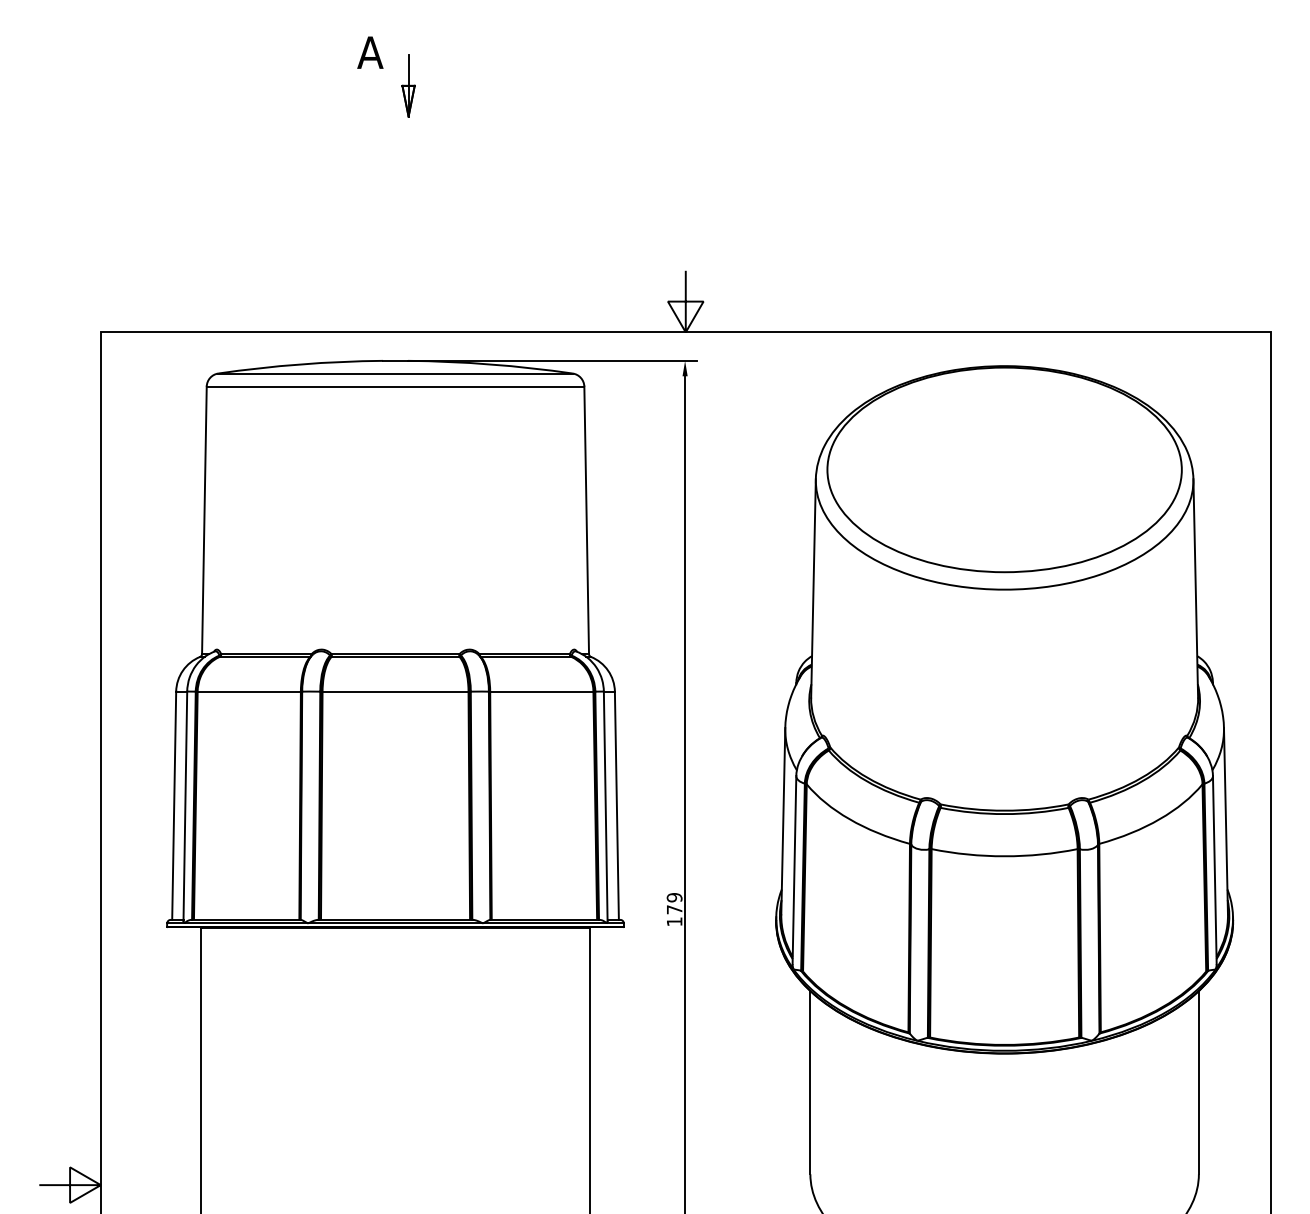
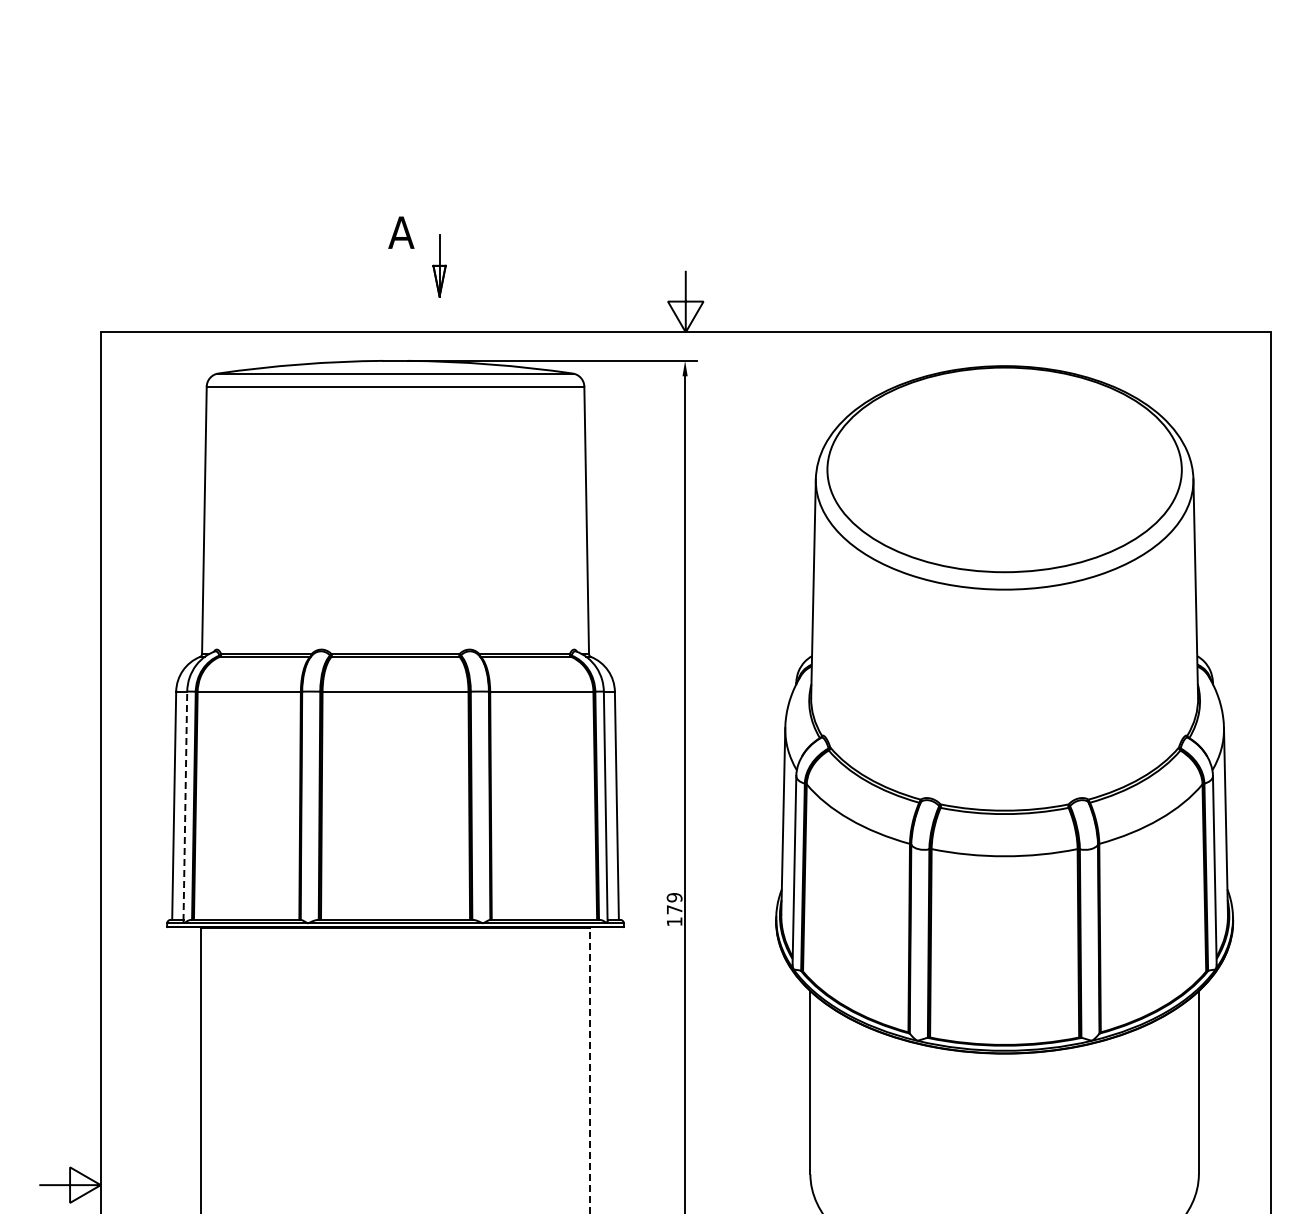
part position: (383, 68) -> (414, 248) (414, 248)
line: solid -> dashed (185, 806)
line: solid -> dashed (589, 1070)
